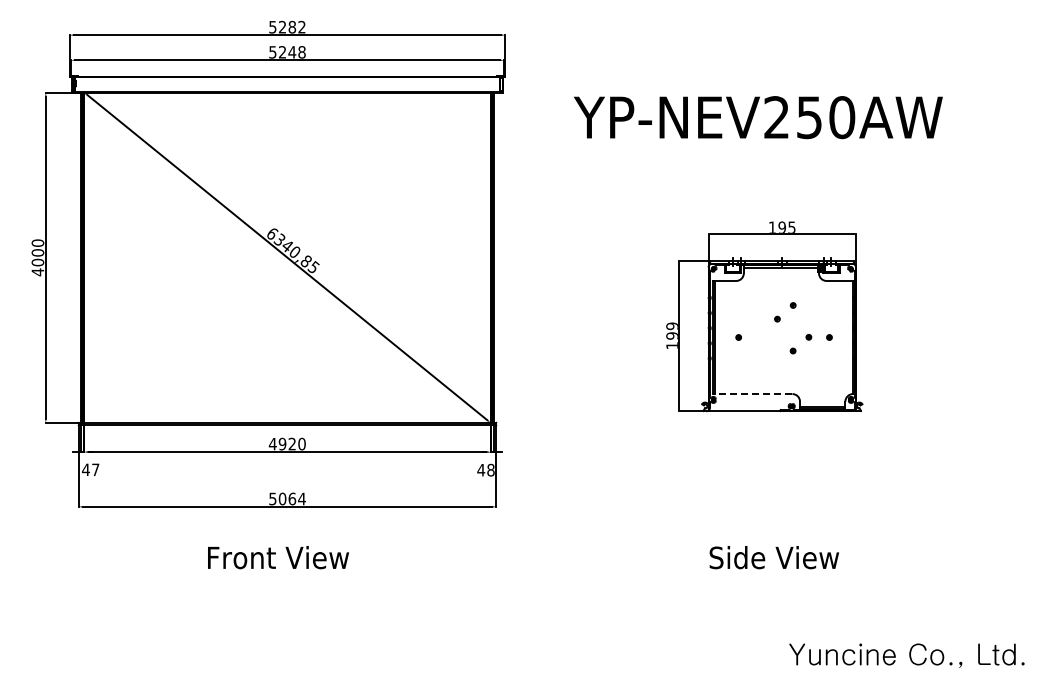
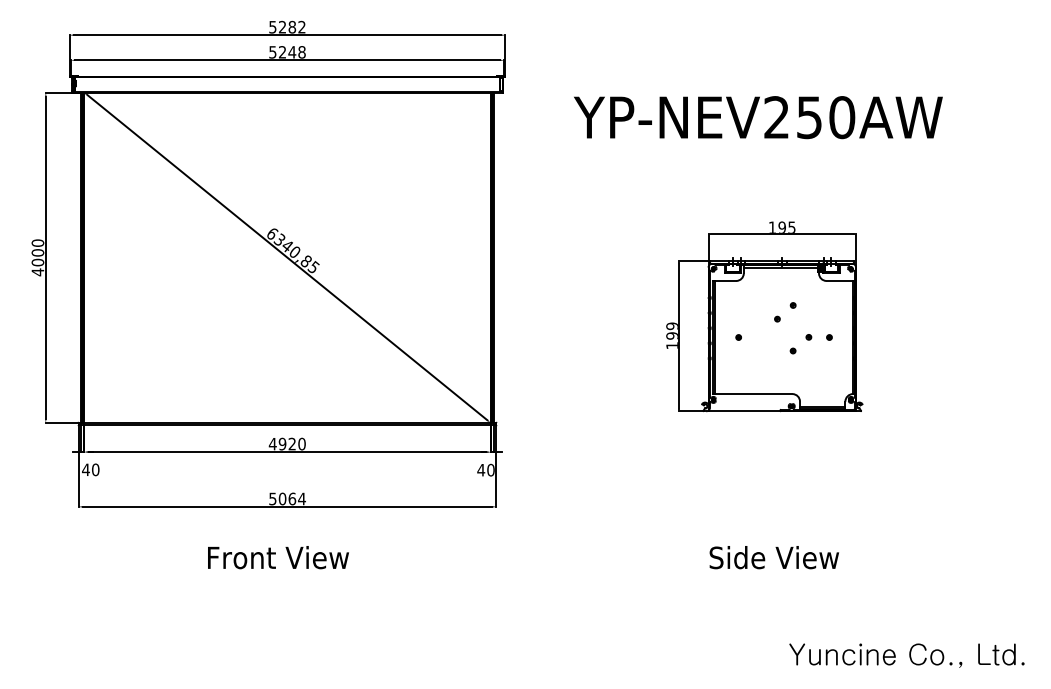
line: dashed -> solid (752, 394)
text: 47 -> 40 (95, 469)
text: 48 -> 40 (490, 470)
